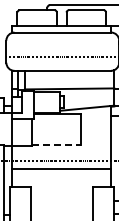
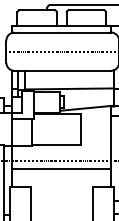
line position: (60, 56) -> (60, 51) (60, 51)
line: dashed -> solid (56, 144)
